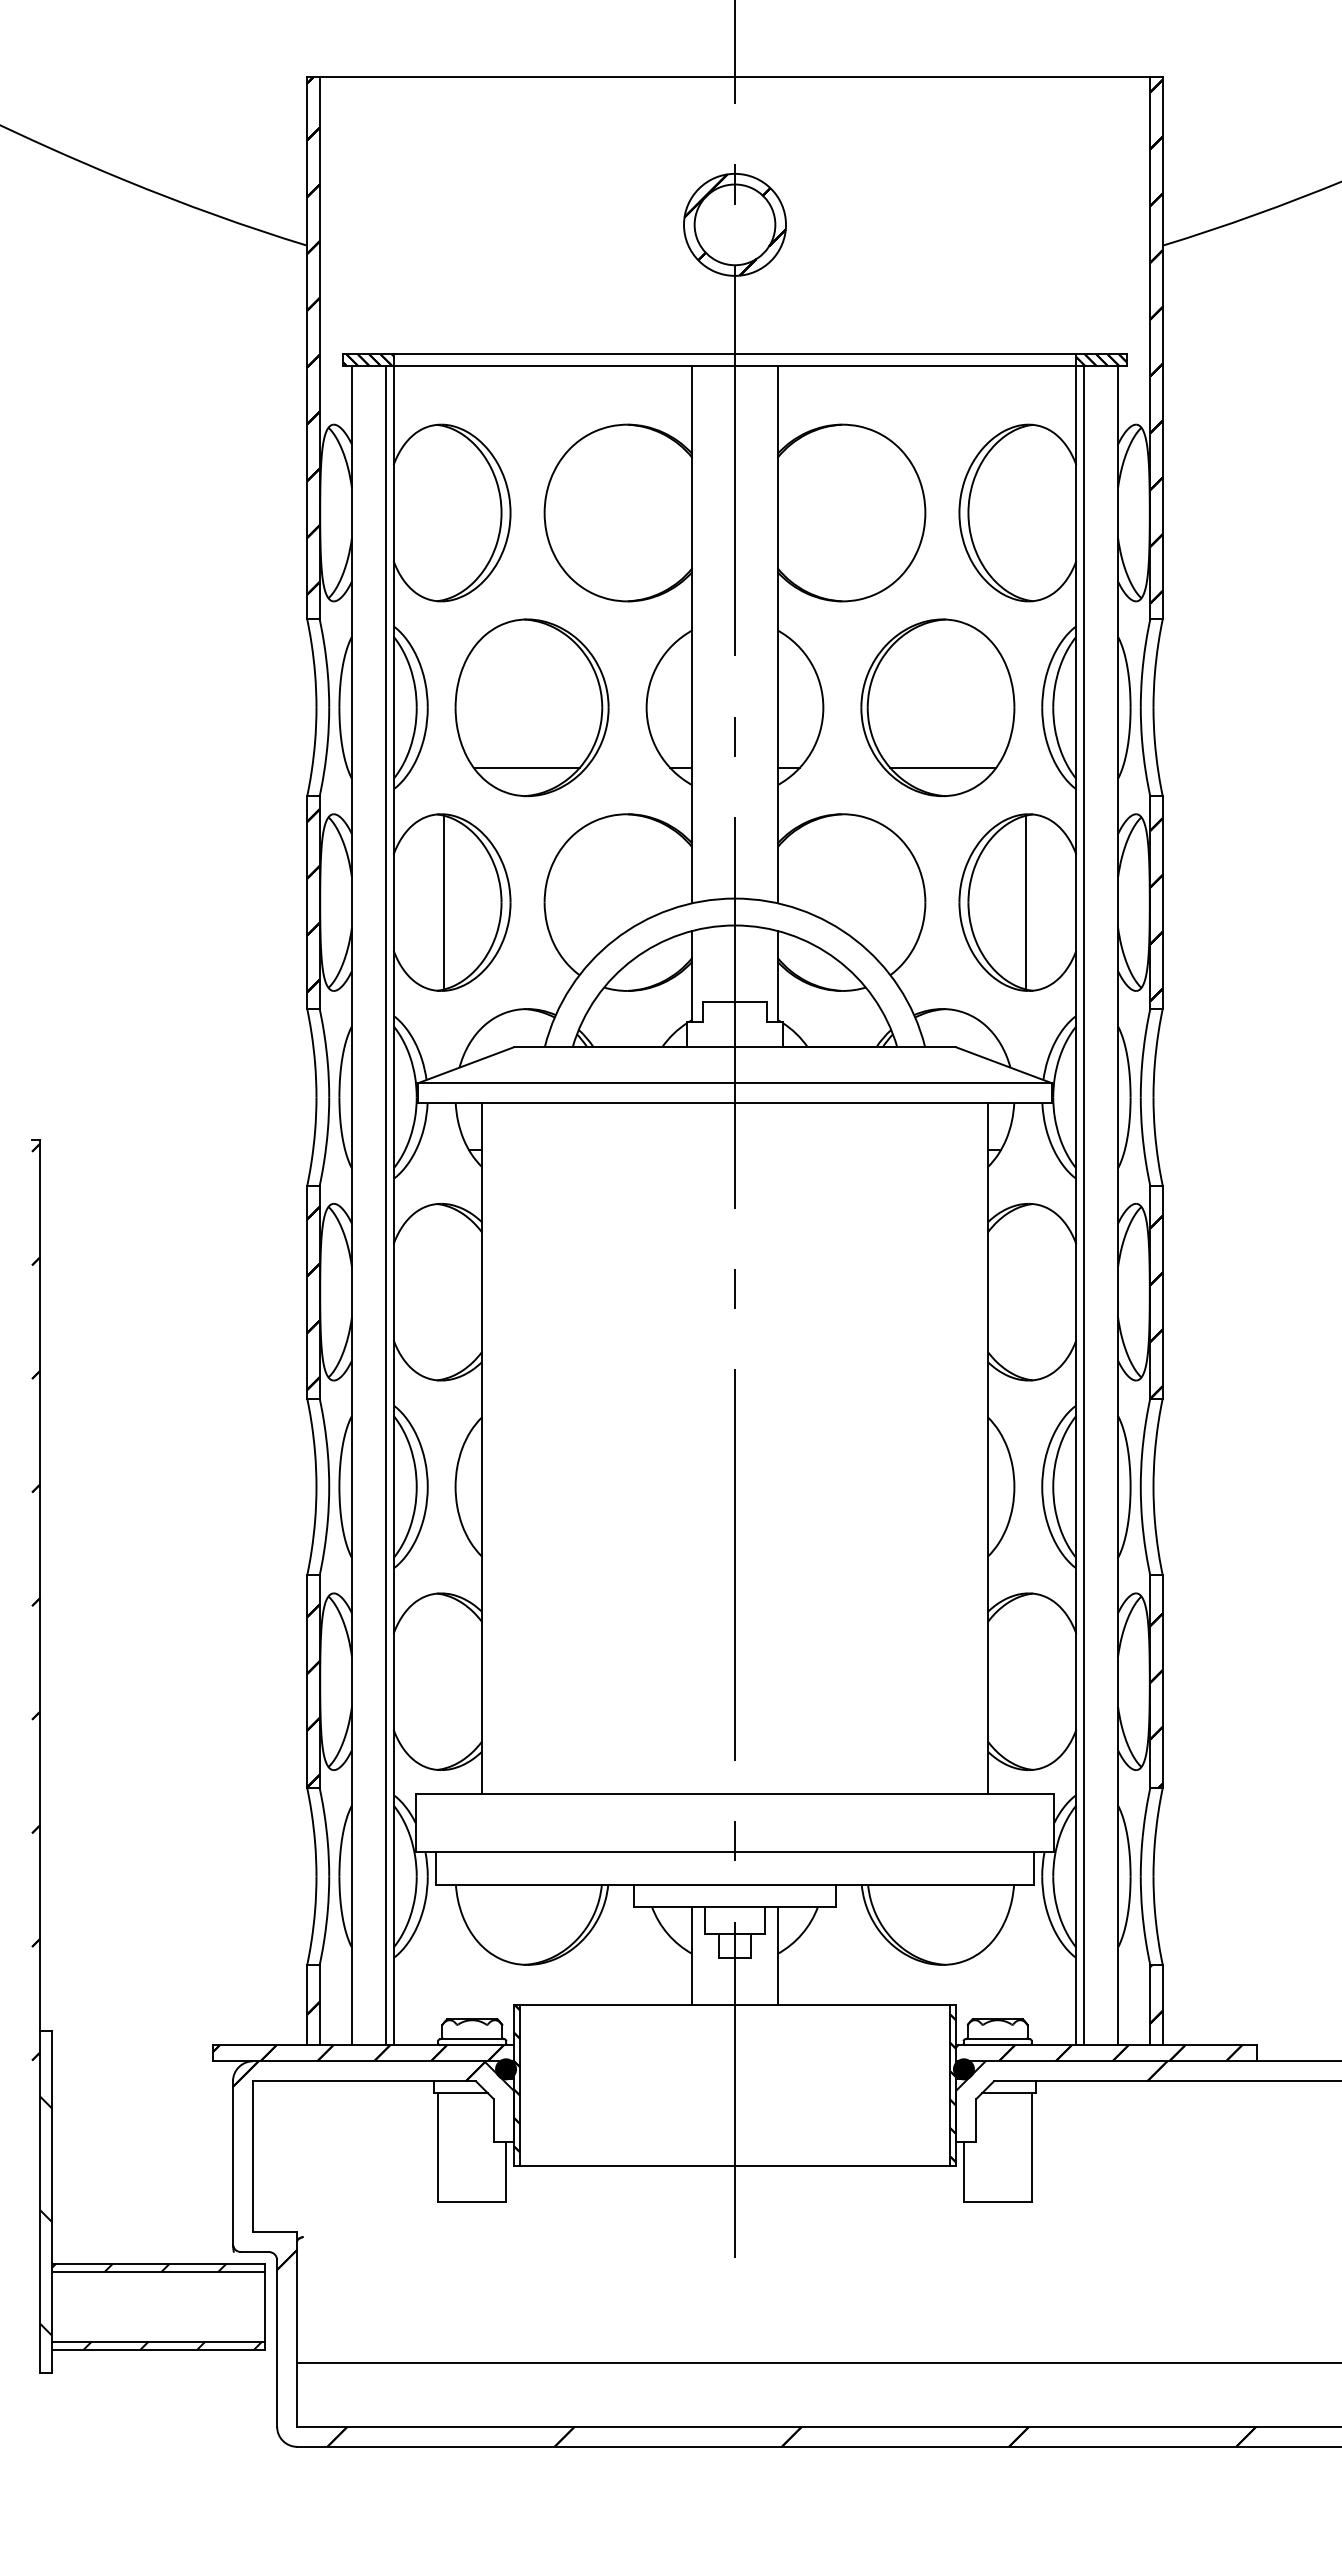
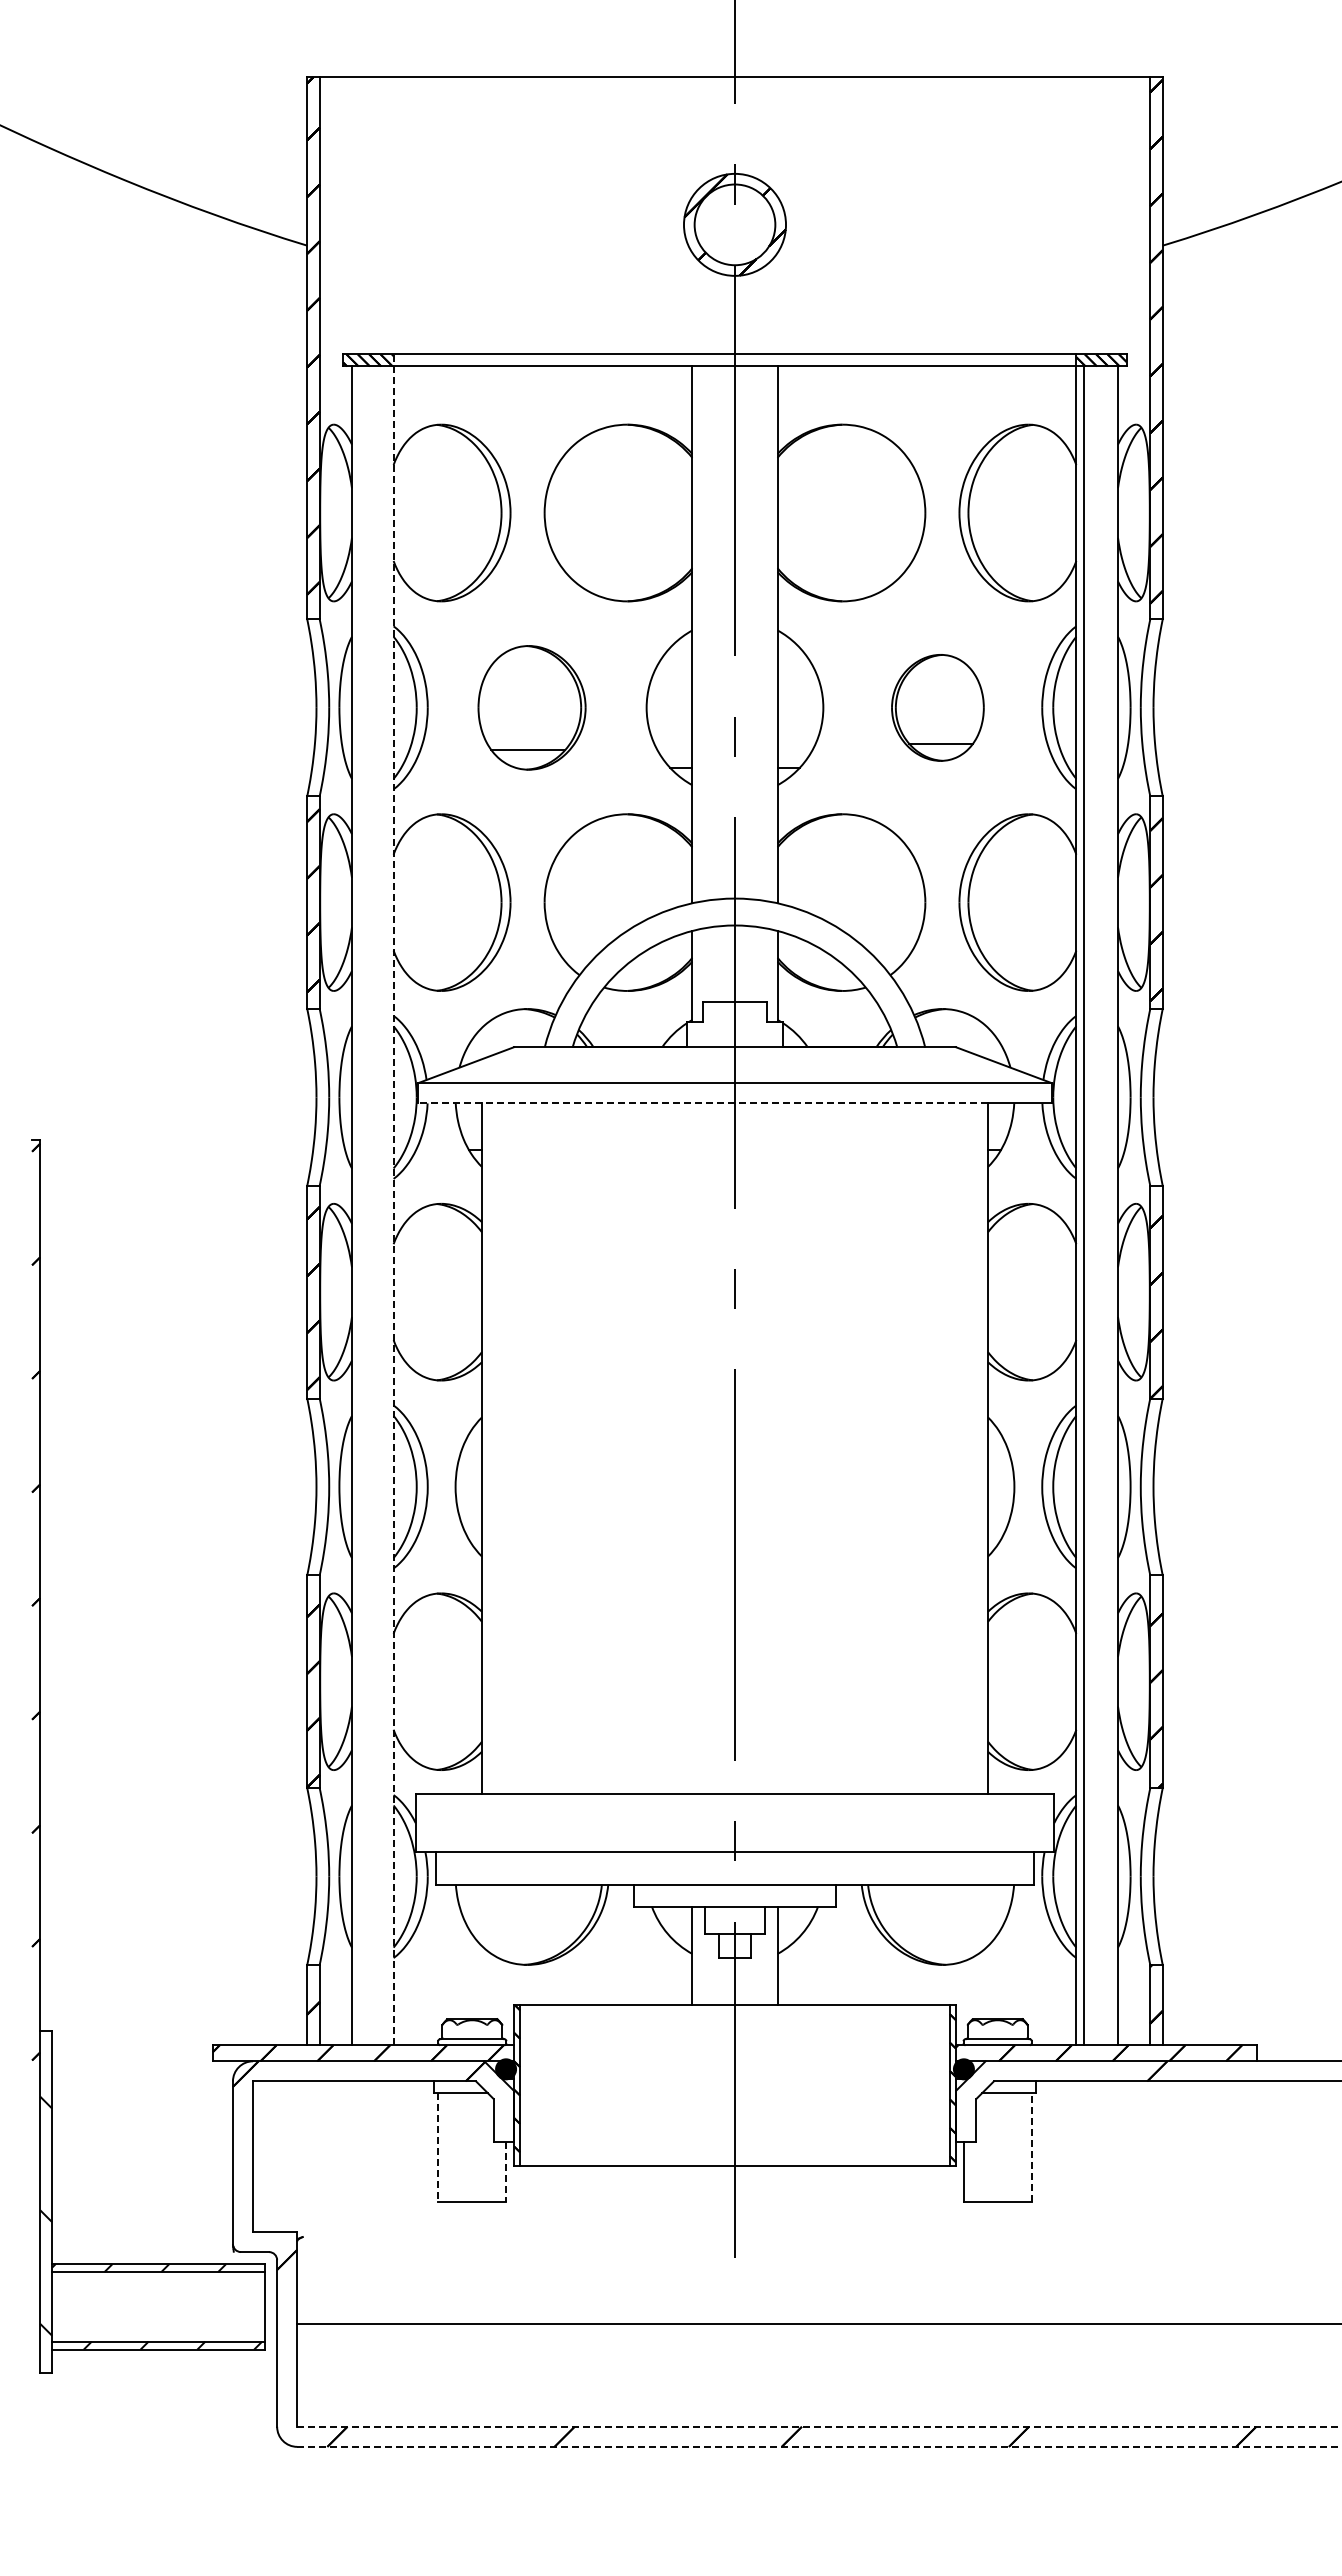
part size: 156x180 px -> 110x126 px (531, 707)
part size: 156x180 px -> 94x108 px (937, 707)
line: present -> none (443, 902)
line: present -> none (1026, 902)
line: solid -> dashed (702, 1103)
line: solid -> dashed (393, 1199)
line: present -> none (385, 1205)
line: solid -> dashed (1031, 2147)
line: solid -> dashed (438, 2148)
line: solid -> dashed (506, 2172)
line position: (817, 2362) -> (817, 2323) (817, 2323)
line: solid -> dashed (820, 2426)
line: solid -> dashed (820, 2446)
